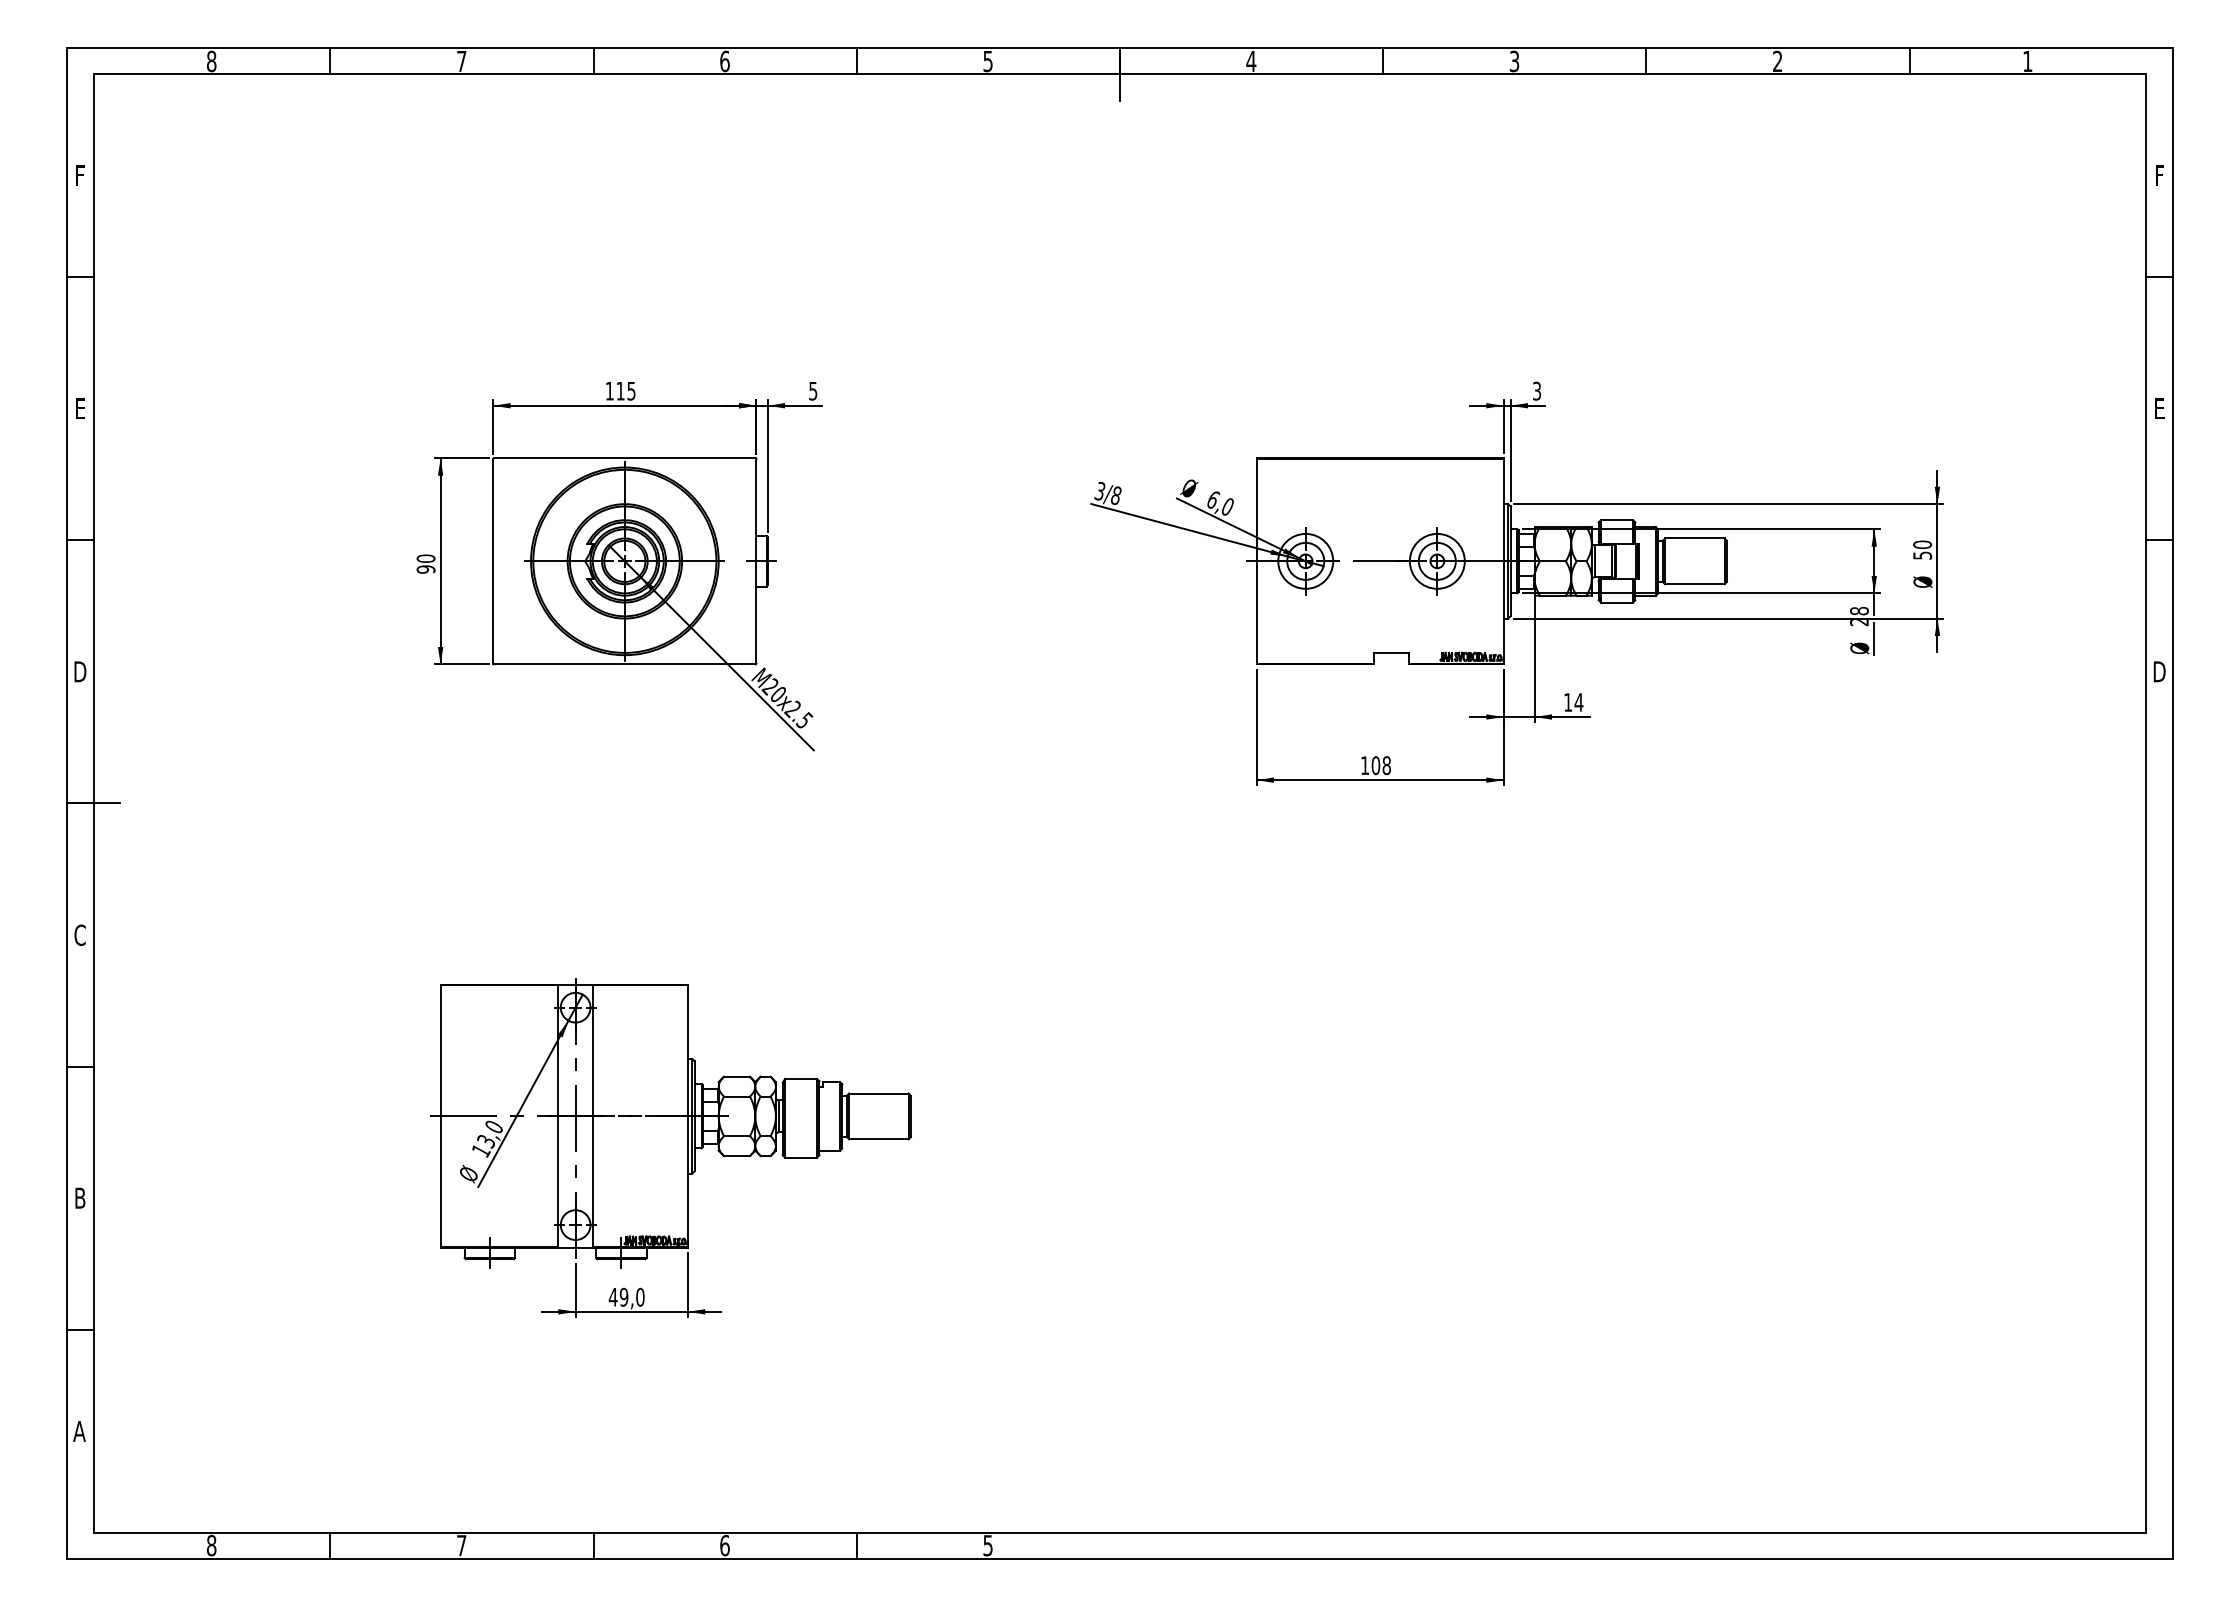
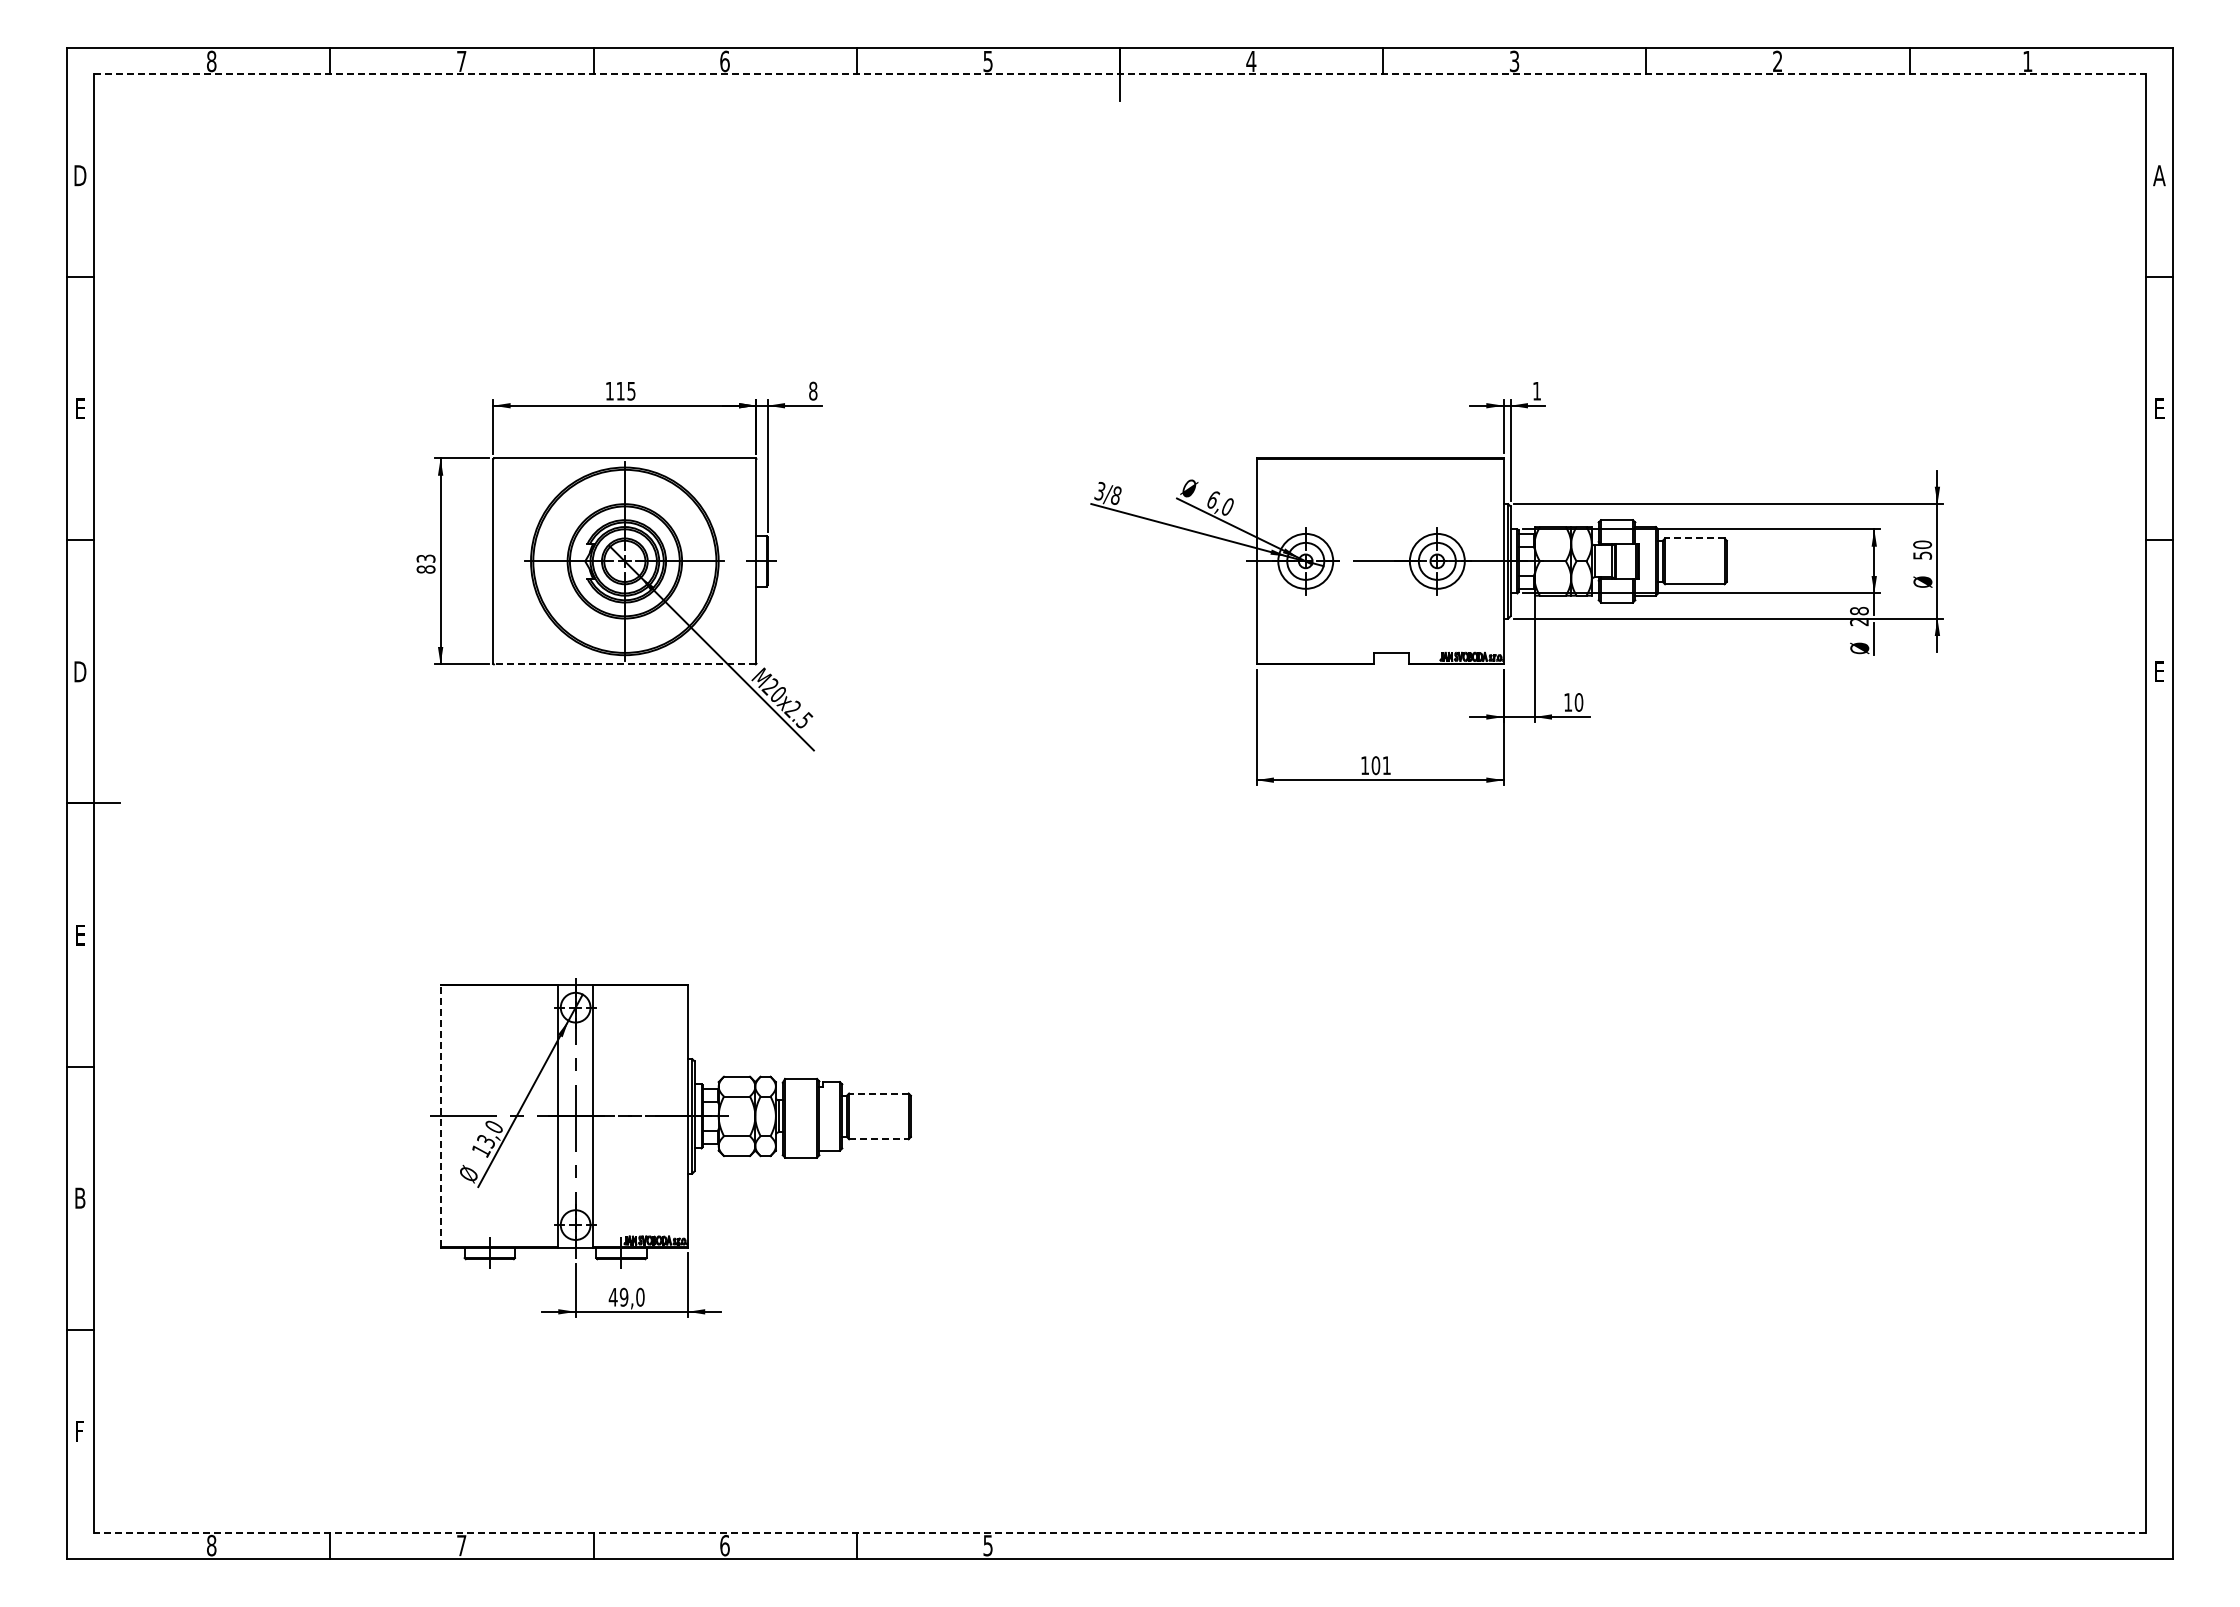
line: solid -> dashed (1120, 74)
text: F -> D (80, 175)
text: F -> A (2159, 175)
text: 5 -> 8 (813, 390)
text: 3 -> 1 (1537, 390)
line: solid -> dashed (1694, 538)
text: 90 -> 83 (425, 563)
line: solid -> dashed (624, 664)
text: D -> E (2159, 671)
text: 14 -> 10 (1578, 702)
text: 108 -> 101 (1386, 765)
text: C -> E (79, 935)
line: solid -> dashed (878, 1093)
line: solid -> dashed (440, 1116)
line: solid -> dashed (878, 1139)
text: A -> F (79, 1431)
line: solid -> dashed (1119, 1532)
